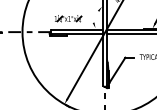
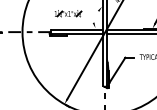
part position: (68, 18) -> (68, 13) (68, 13)
